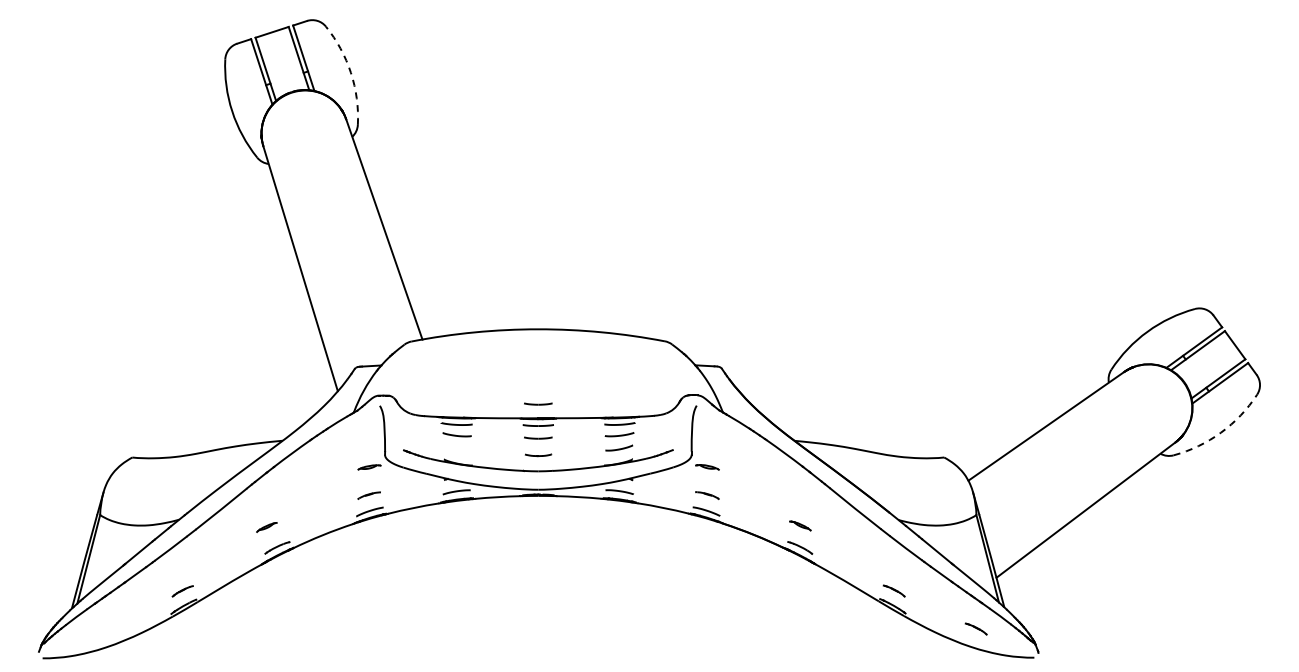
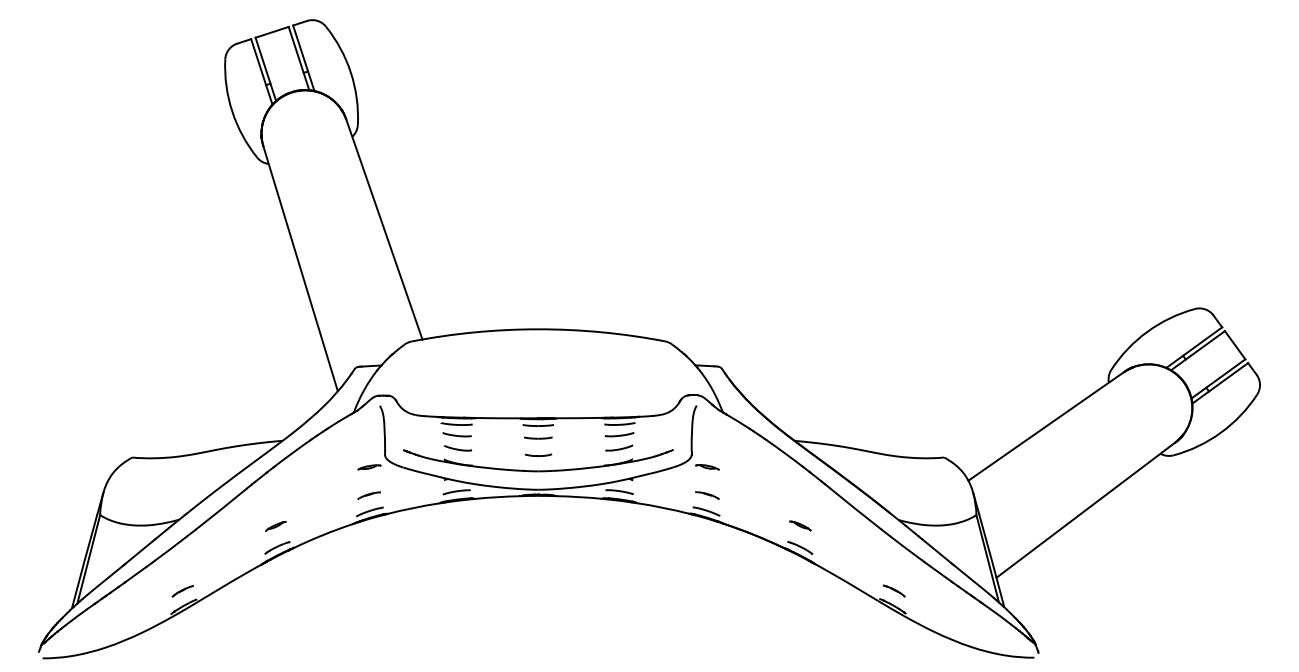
arc: dashed -> solid (350, 72)
line: present -> none (538, 403)
arc: dashed -> solid (1220, 432)
curve: none -> present (457, 448)
line position: (266, 527) -> (275, 526) (275, 526)
line: present -> none (975, 628)
